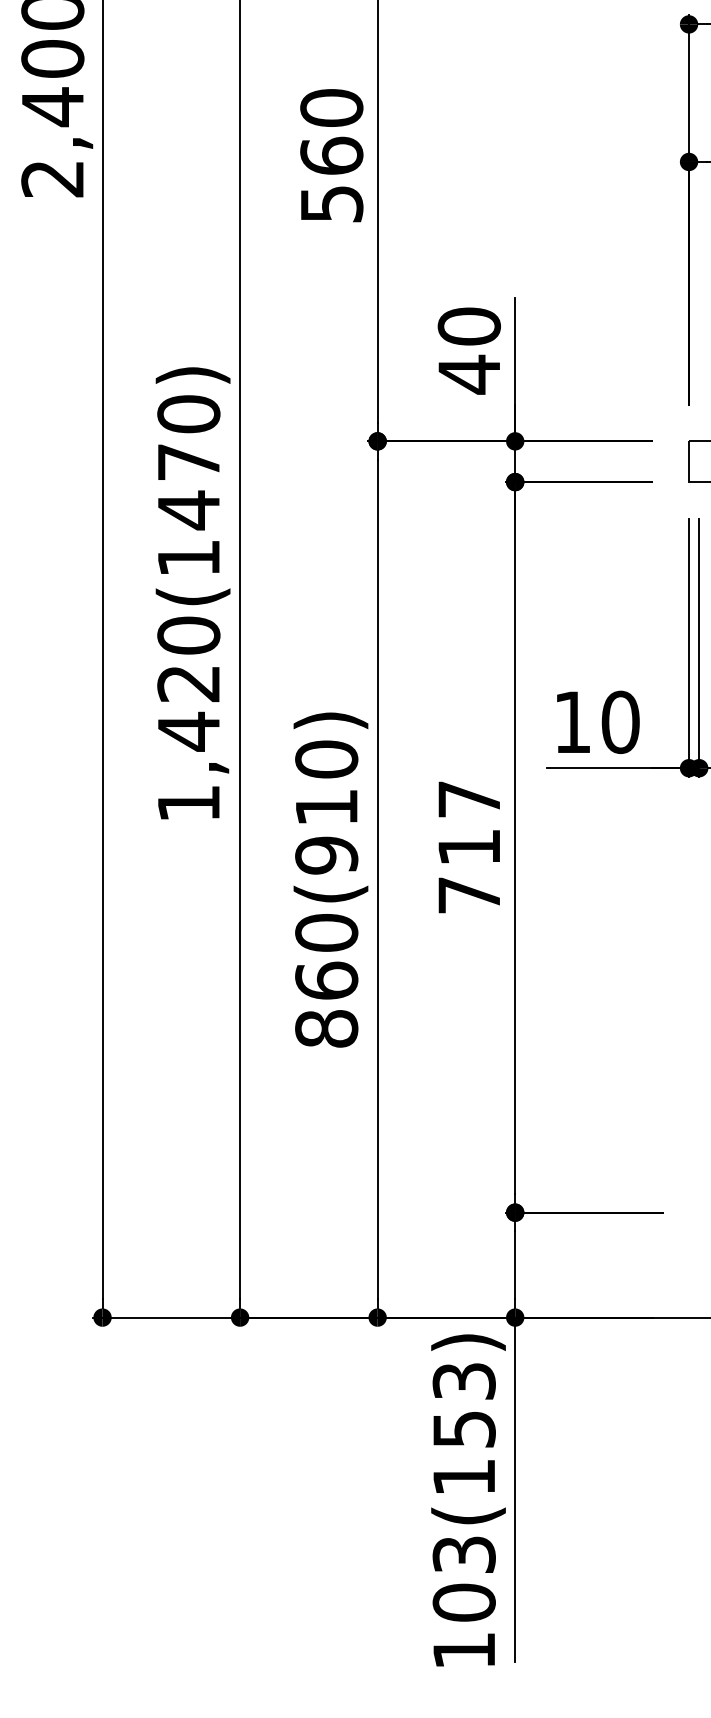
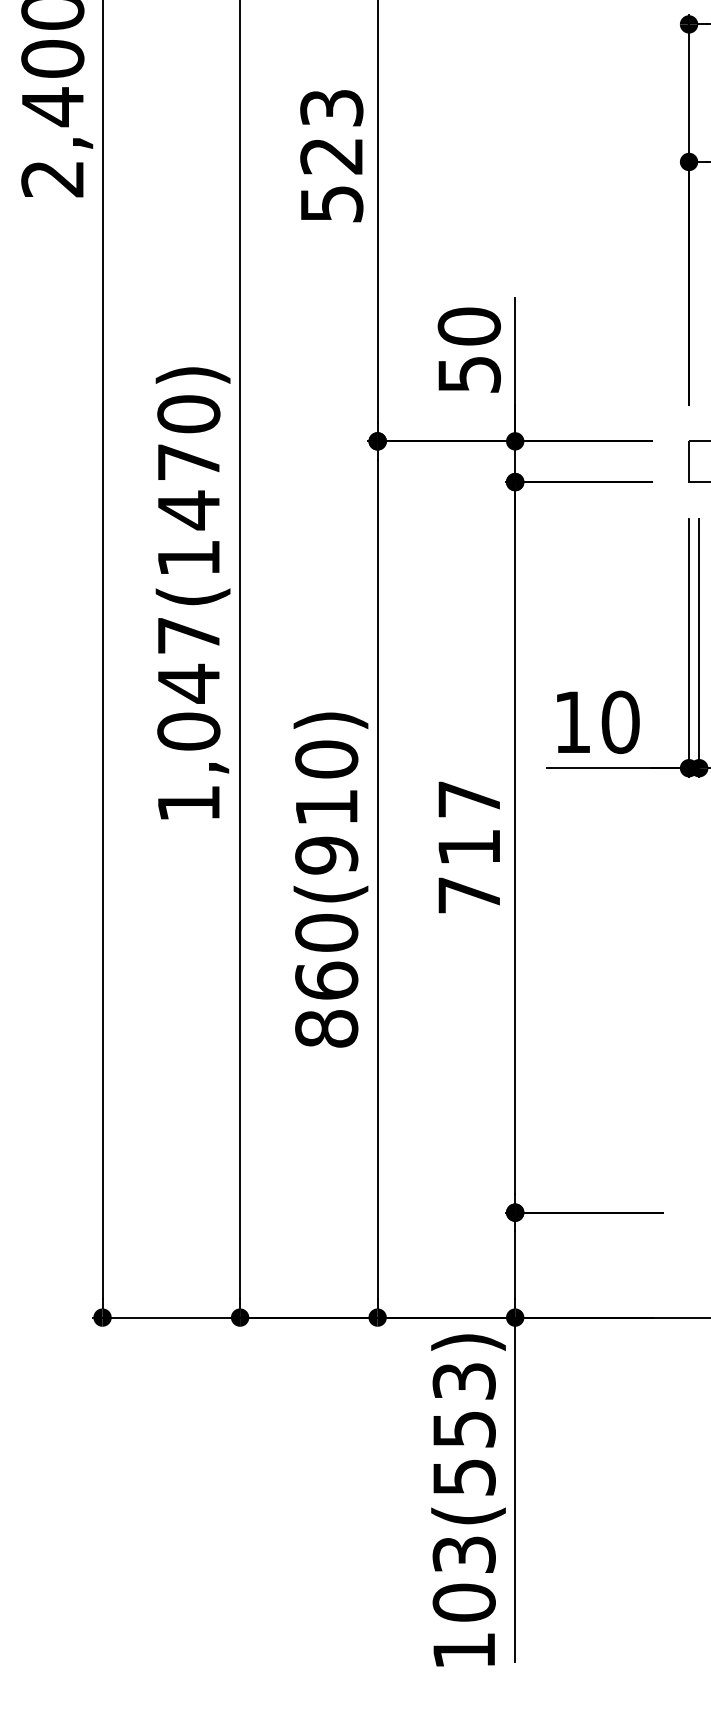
text: 560 -> 523 (331, 131)
text: 40 -> 50 (469, 374)
text: 1,420(1470) -> 1,047(1470) (188, 683)
text: 103(153) -> 103(553) (464, 1477)
